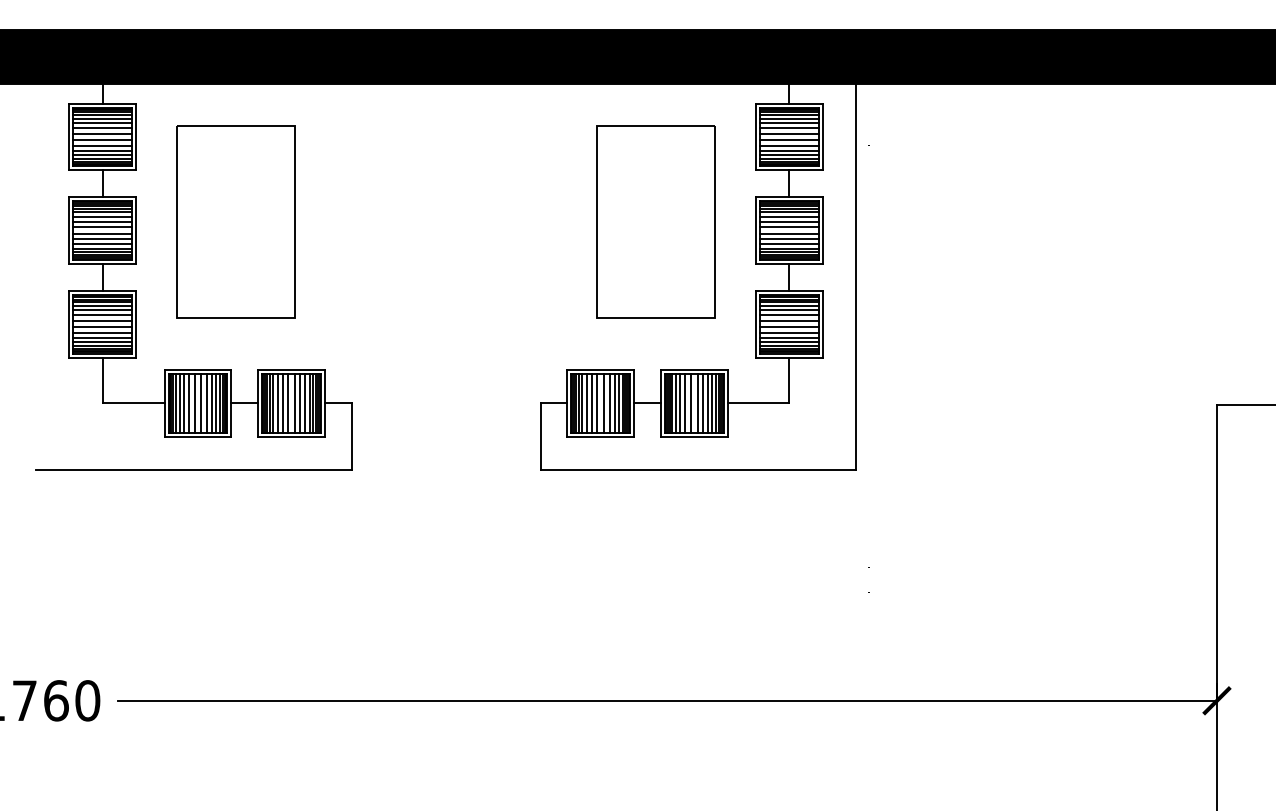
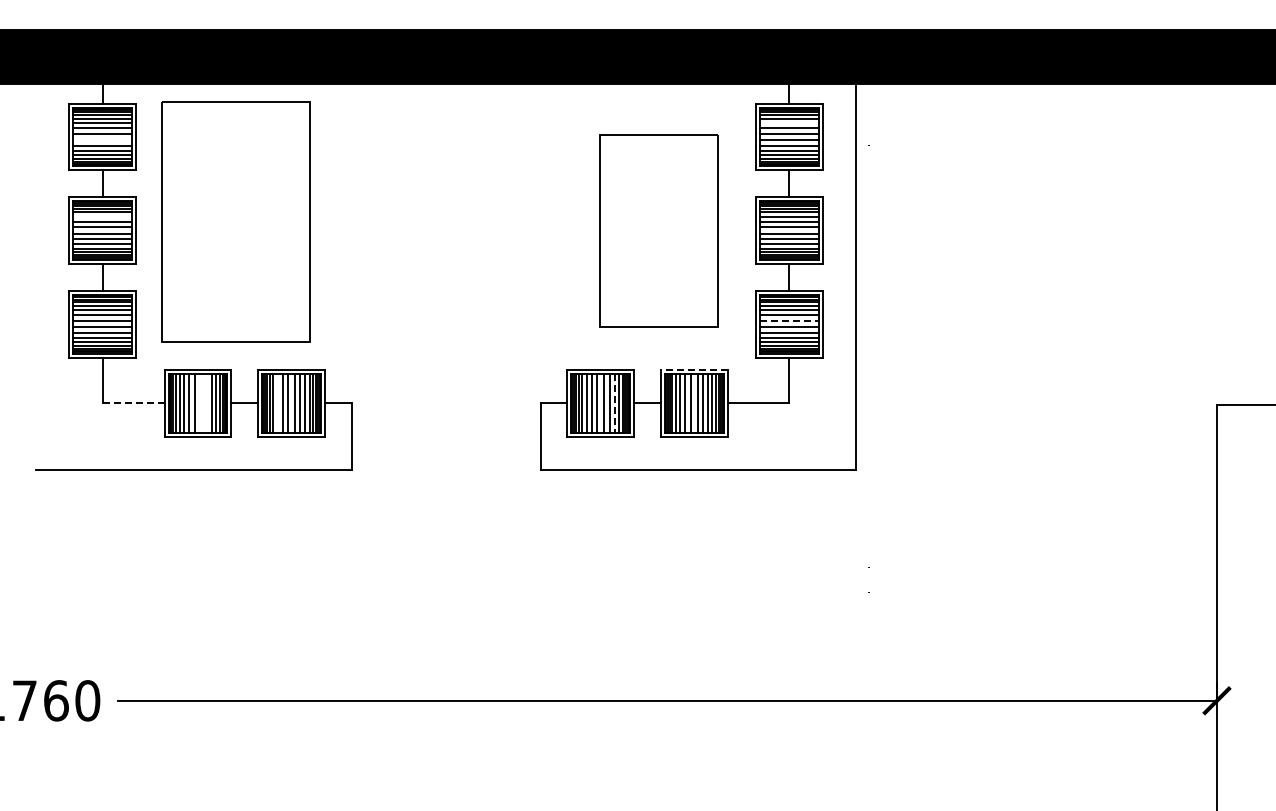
line: present -> none (789, 123)
line: present -> none (102, 140)
line: present -> none (102, 216)
part size: 120x194 px -> 150x242 px (235, 221)
part position: (655, 221) -> (658, 230) (658, 230)
line: solid -> dashed (789, 320)
line: solid -> dashed (693, 369)
line: solid -> dashed (133, 403)
line: present -> none (201, 403)
line: present -> none (206, 403)
line: present -> none (277, 403)
line: solid -> dashed (614, 403)
